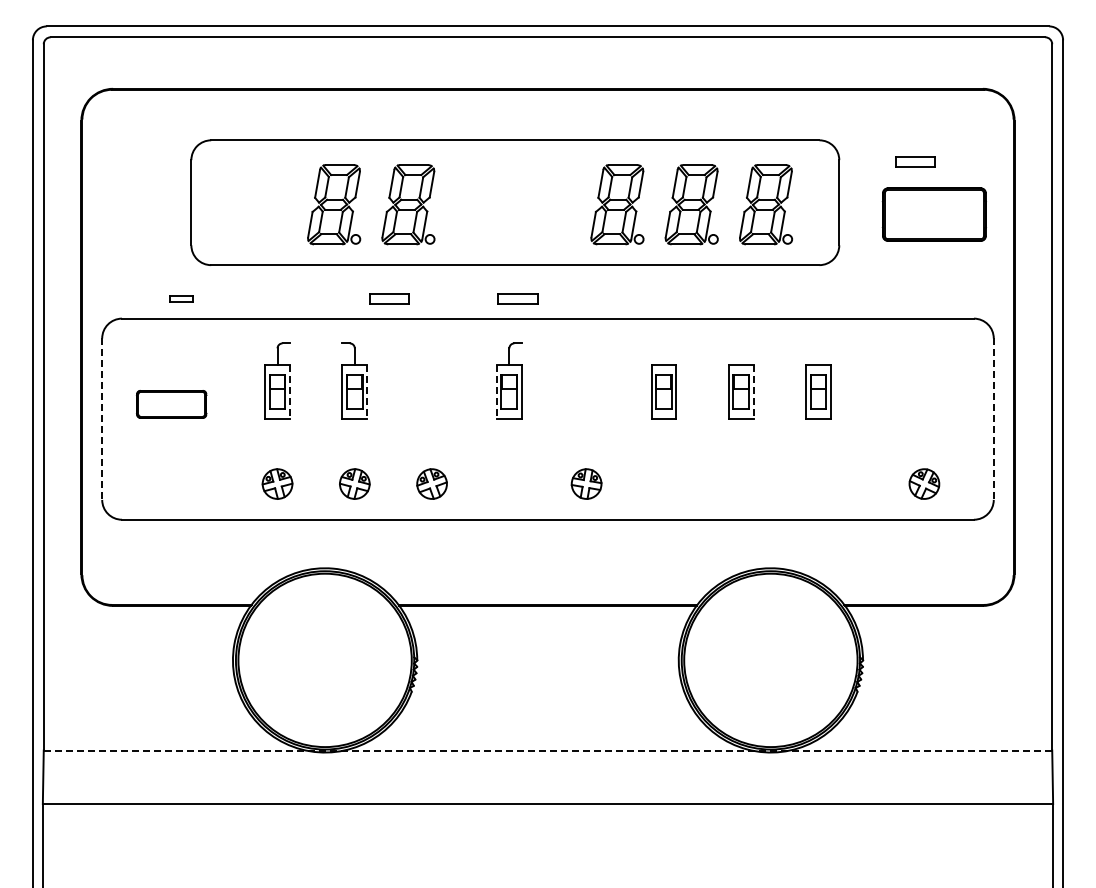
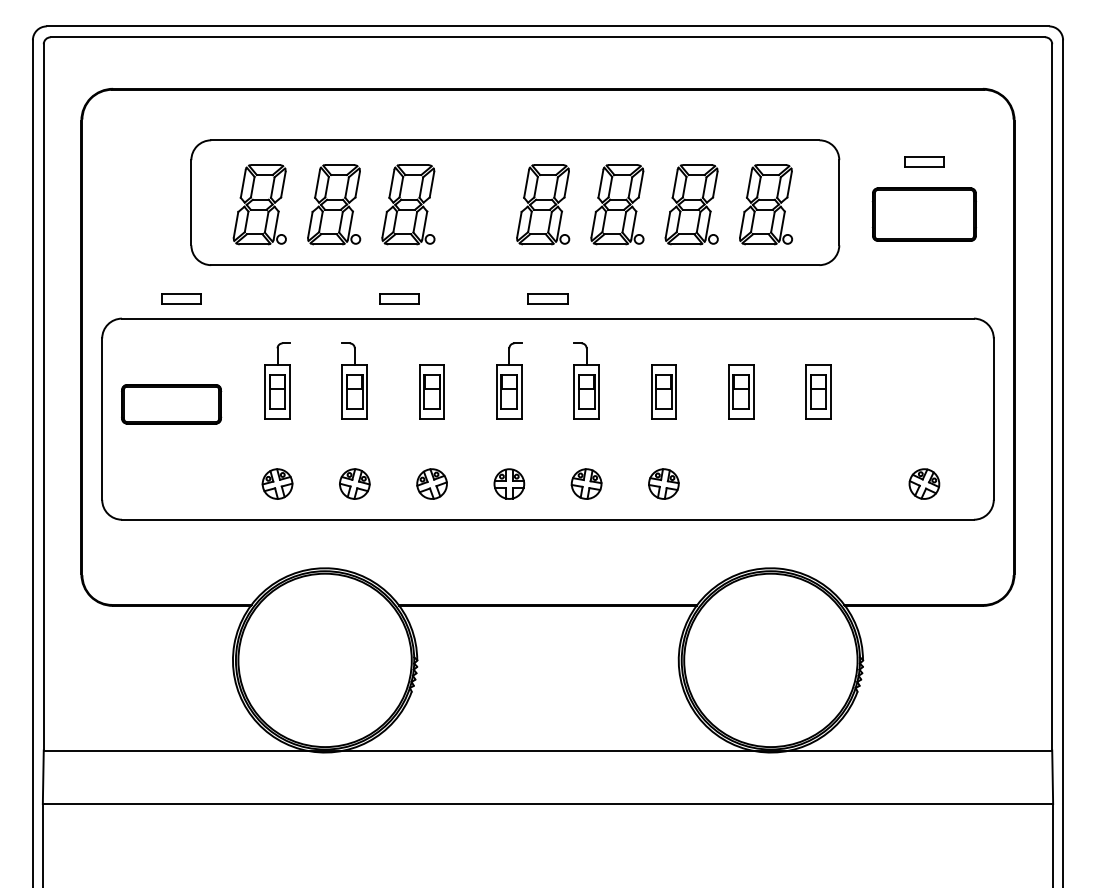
part position: (915, 161) -> (924, 161) (924, 161)
part: none -> present (259, 204)
part: none -> present (543, 204)
part position: (933, 214) -> (923, 214) (923, 214)
part size: 25x8 px -> 41x12 px (181, 298)
part position: (389, 298) -> (399, 298) (399, 298)
part position: (517, 298) -> (547, 298) (547, 298)
part: none -> present (586, 380)
part: none -> present (431, 391)
line: dashed -> solid (289, 392)
line: dashed -> solid (367, 392)
line: dashed -> solid (496, 392)
line: dashed -> solid (753, 392)
part size: 72x29 px -> 102x41 px (171, 404)
line: dashed -> solid (102, 419)
line: dashed -> solid (993, 419)
part: none -> present (509, 483)
part: none -> present (663, 483)
line: dashed -> solid (547, 750)
